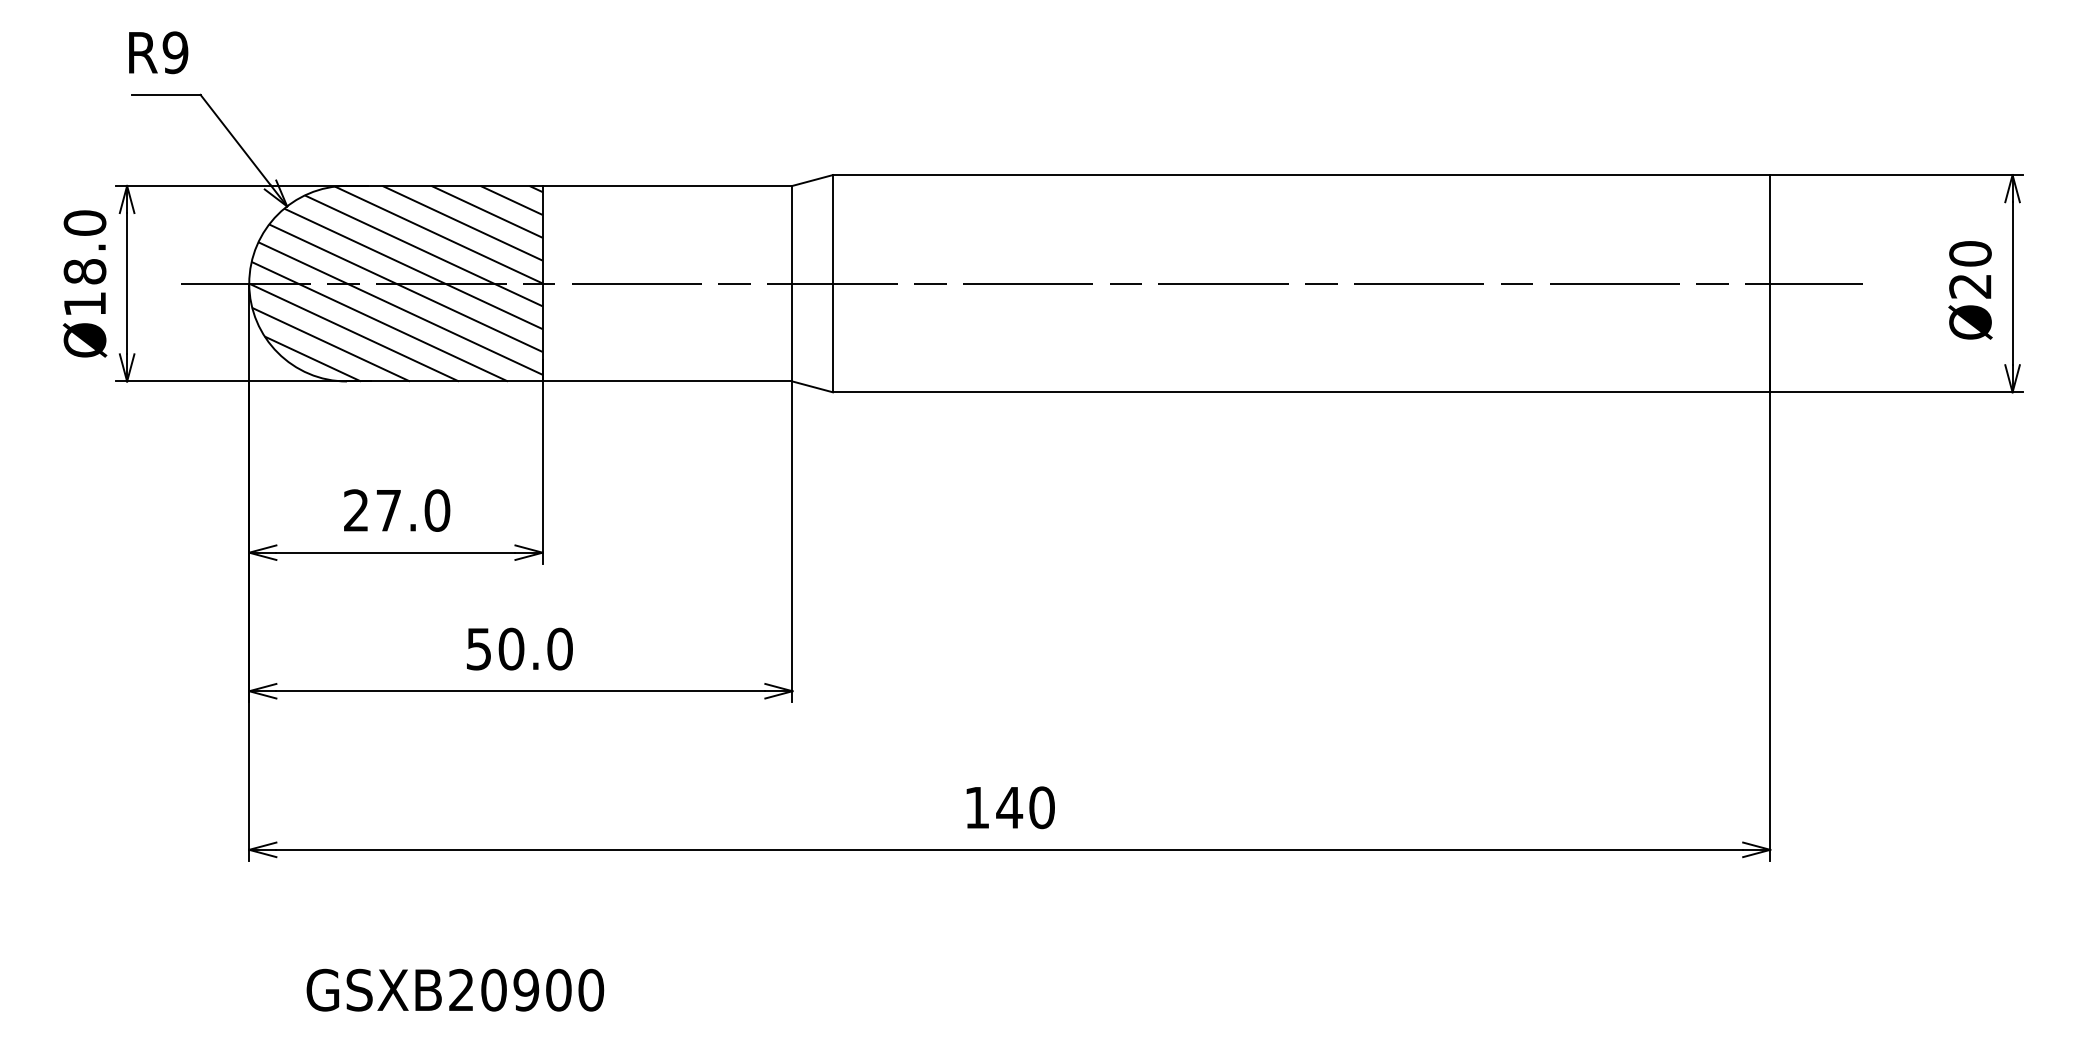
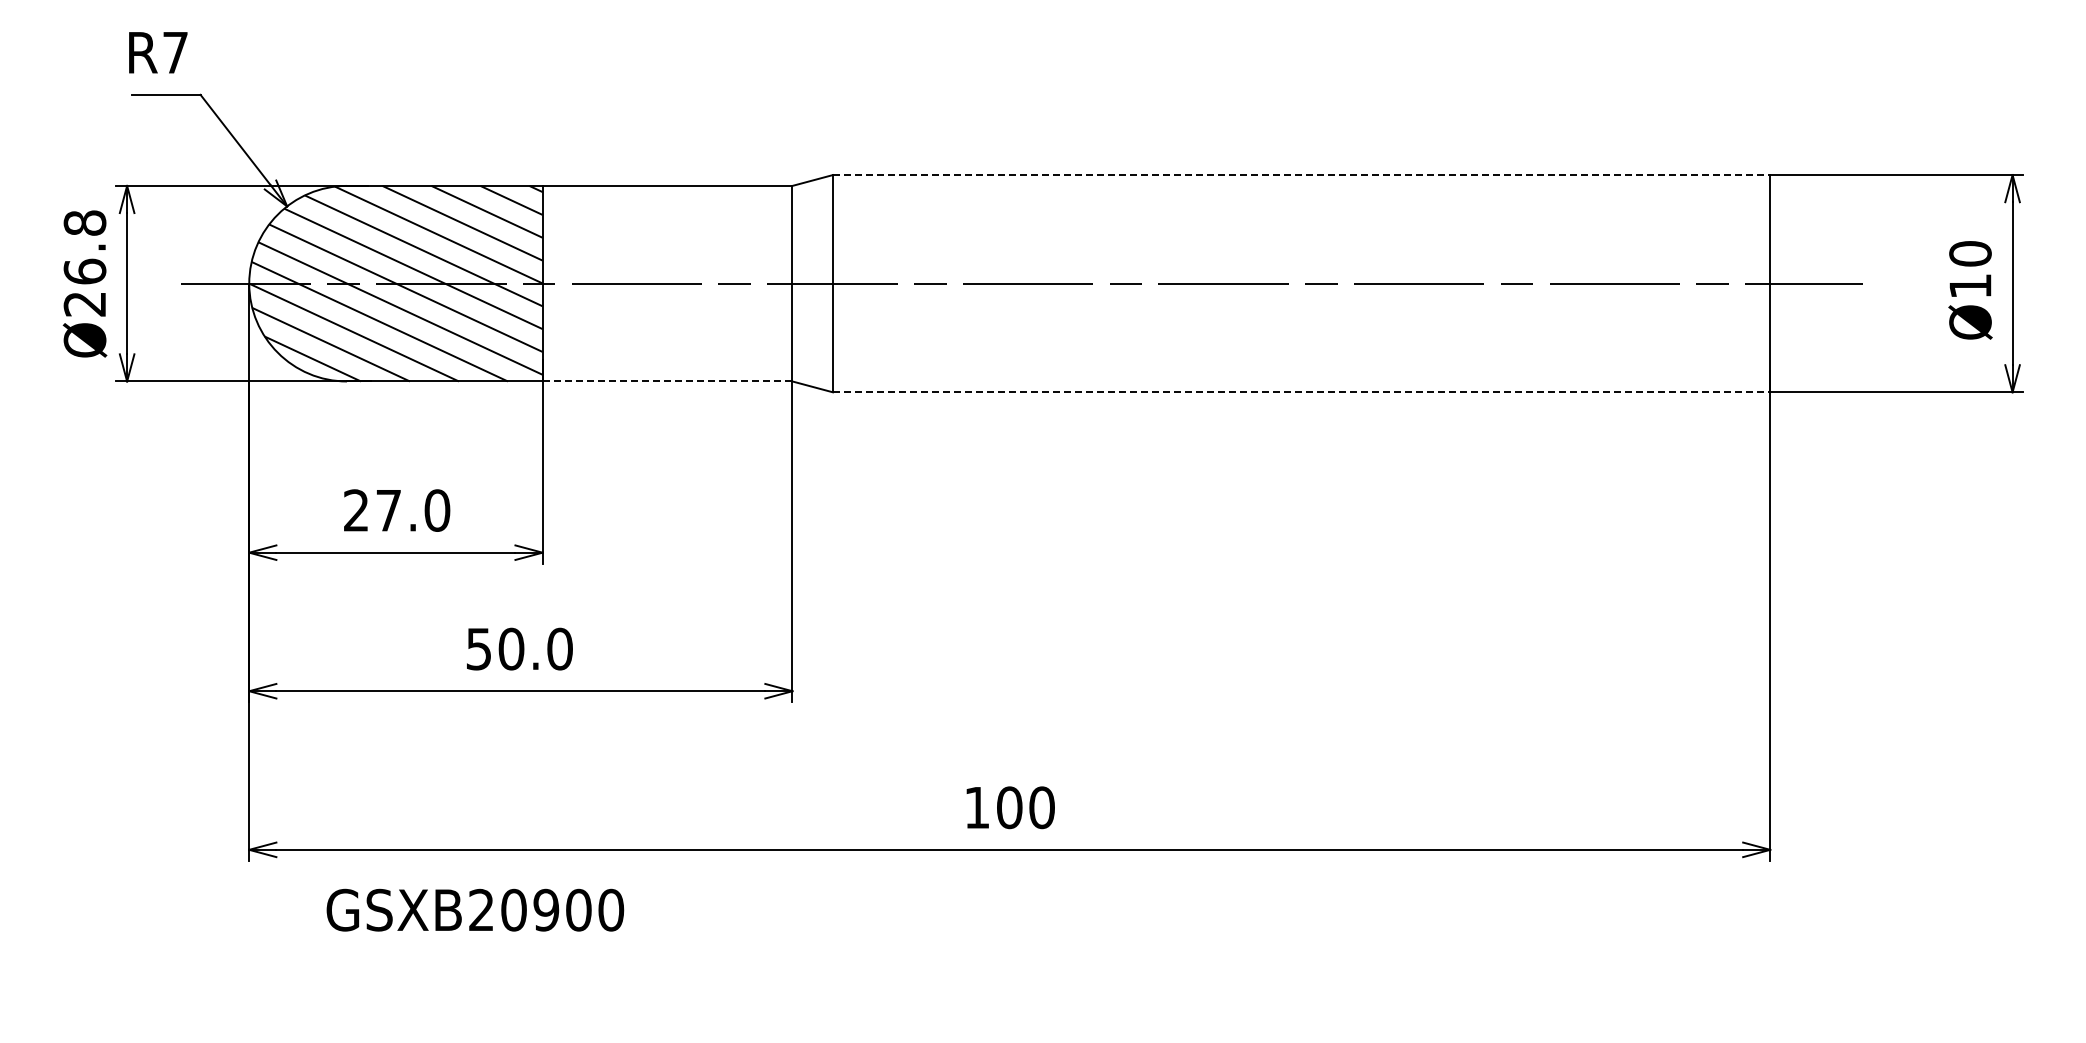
text: R9 -> R7 (175, 52)
line: solid -> dashed (1301, 175)
text: Ø18.0 -> Ø26.8 (84, 263)
text: Ø20 -> Ø10 (1970, 286)
line: solid -> dashed (667, 381)
line: solid -> dashed (1301, 392)
text: 140 -> 100 (1009, 807)
text position: (455, 989) -> (475, 909) (475, 909)
